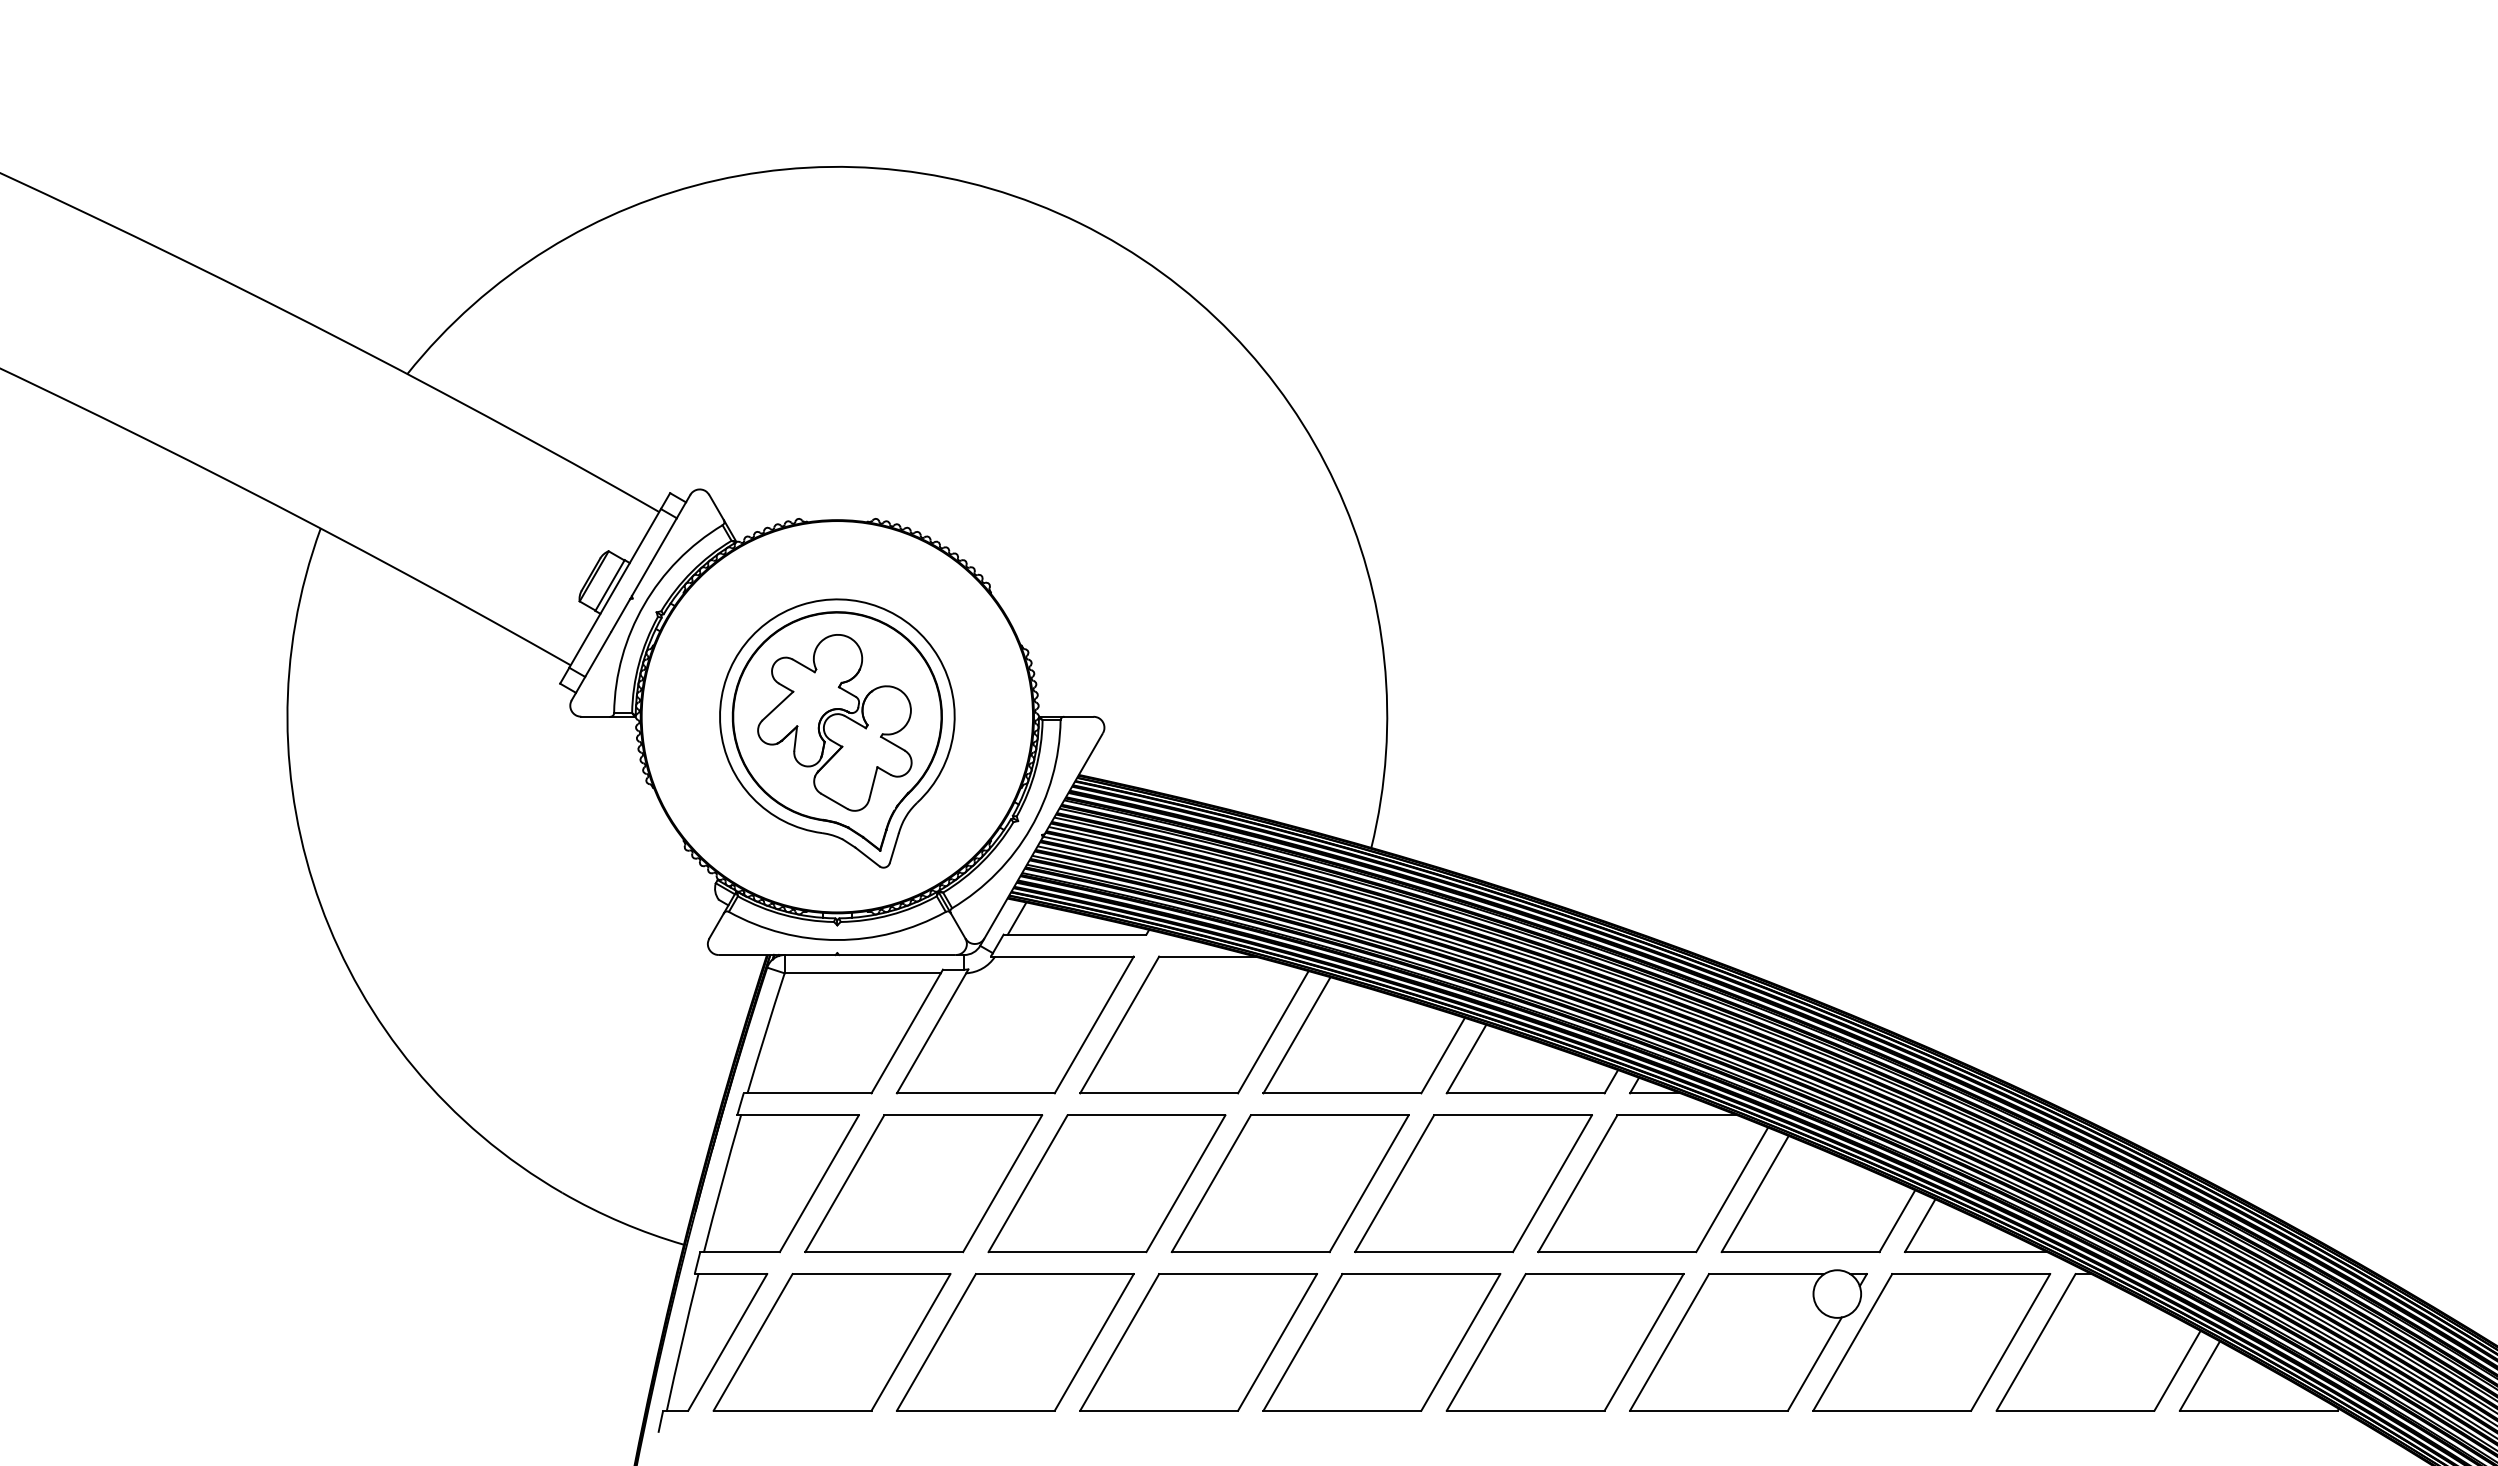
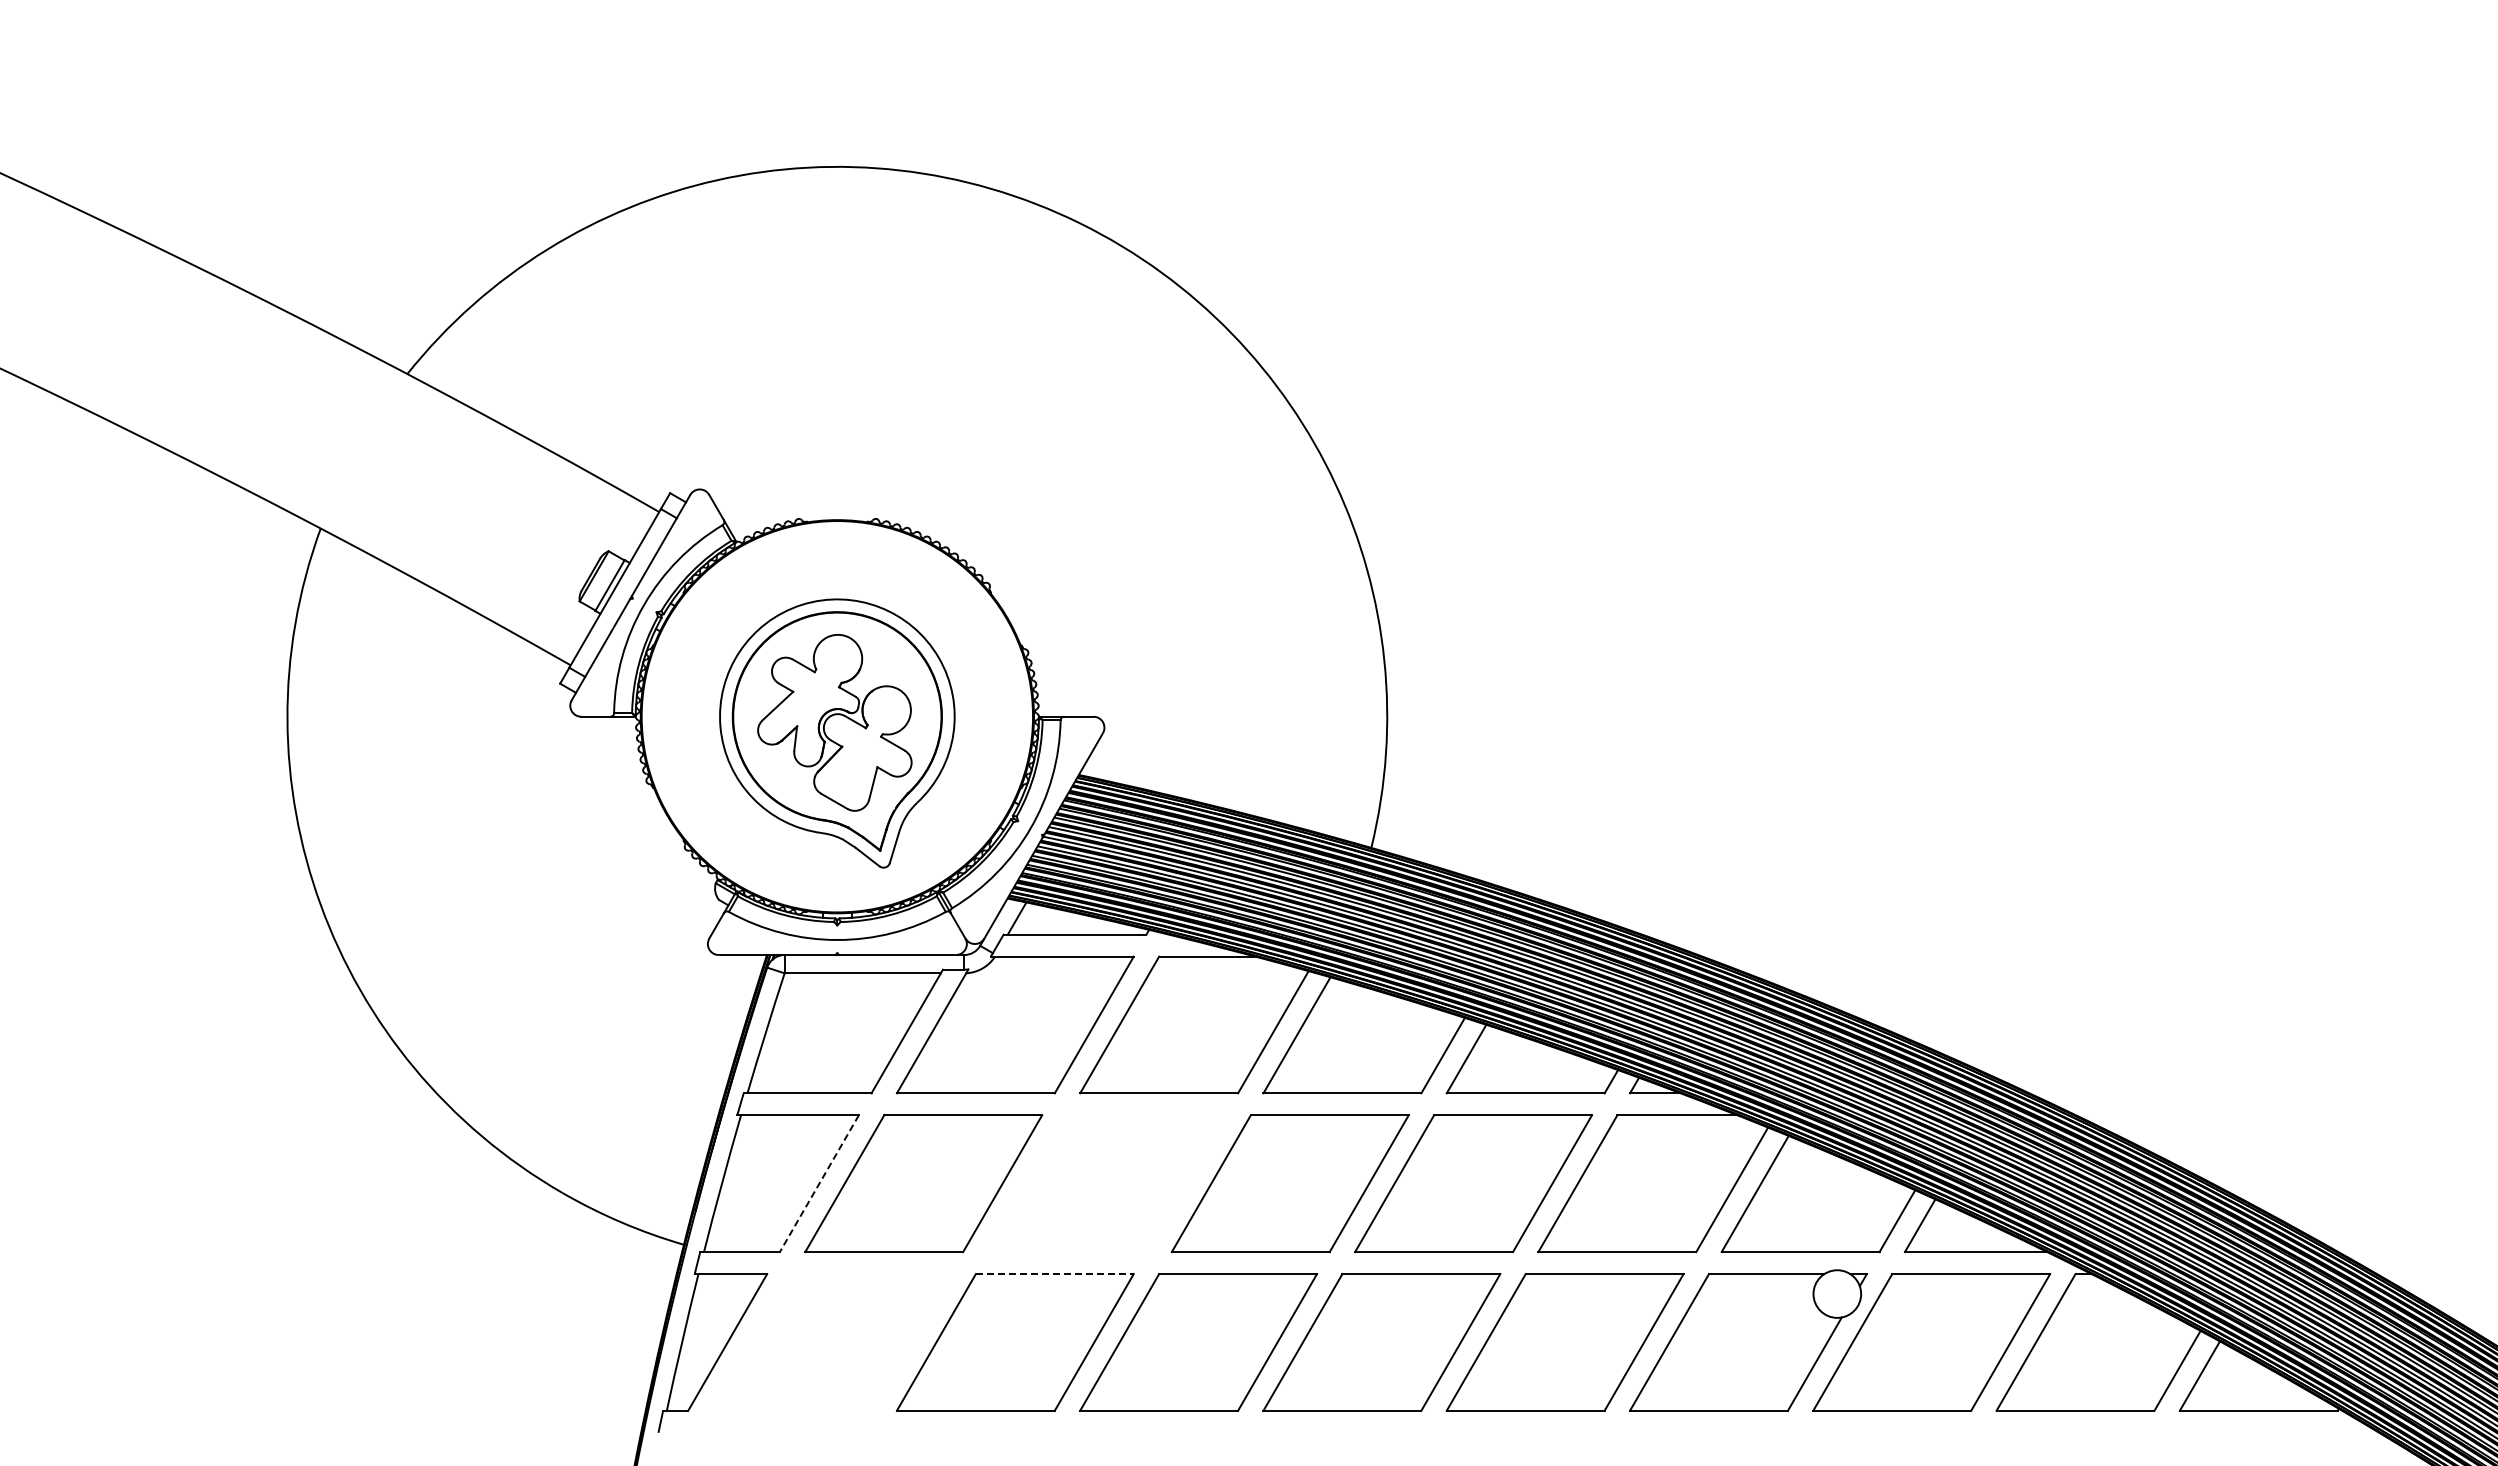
line: solid -> dashed (819, 1183)
part: present -> none (1106, 1183)
line: solid -> dashed (1054, 1274)
part: present -> none (831, 1342)
